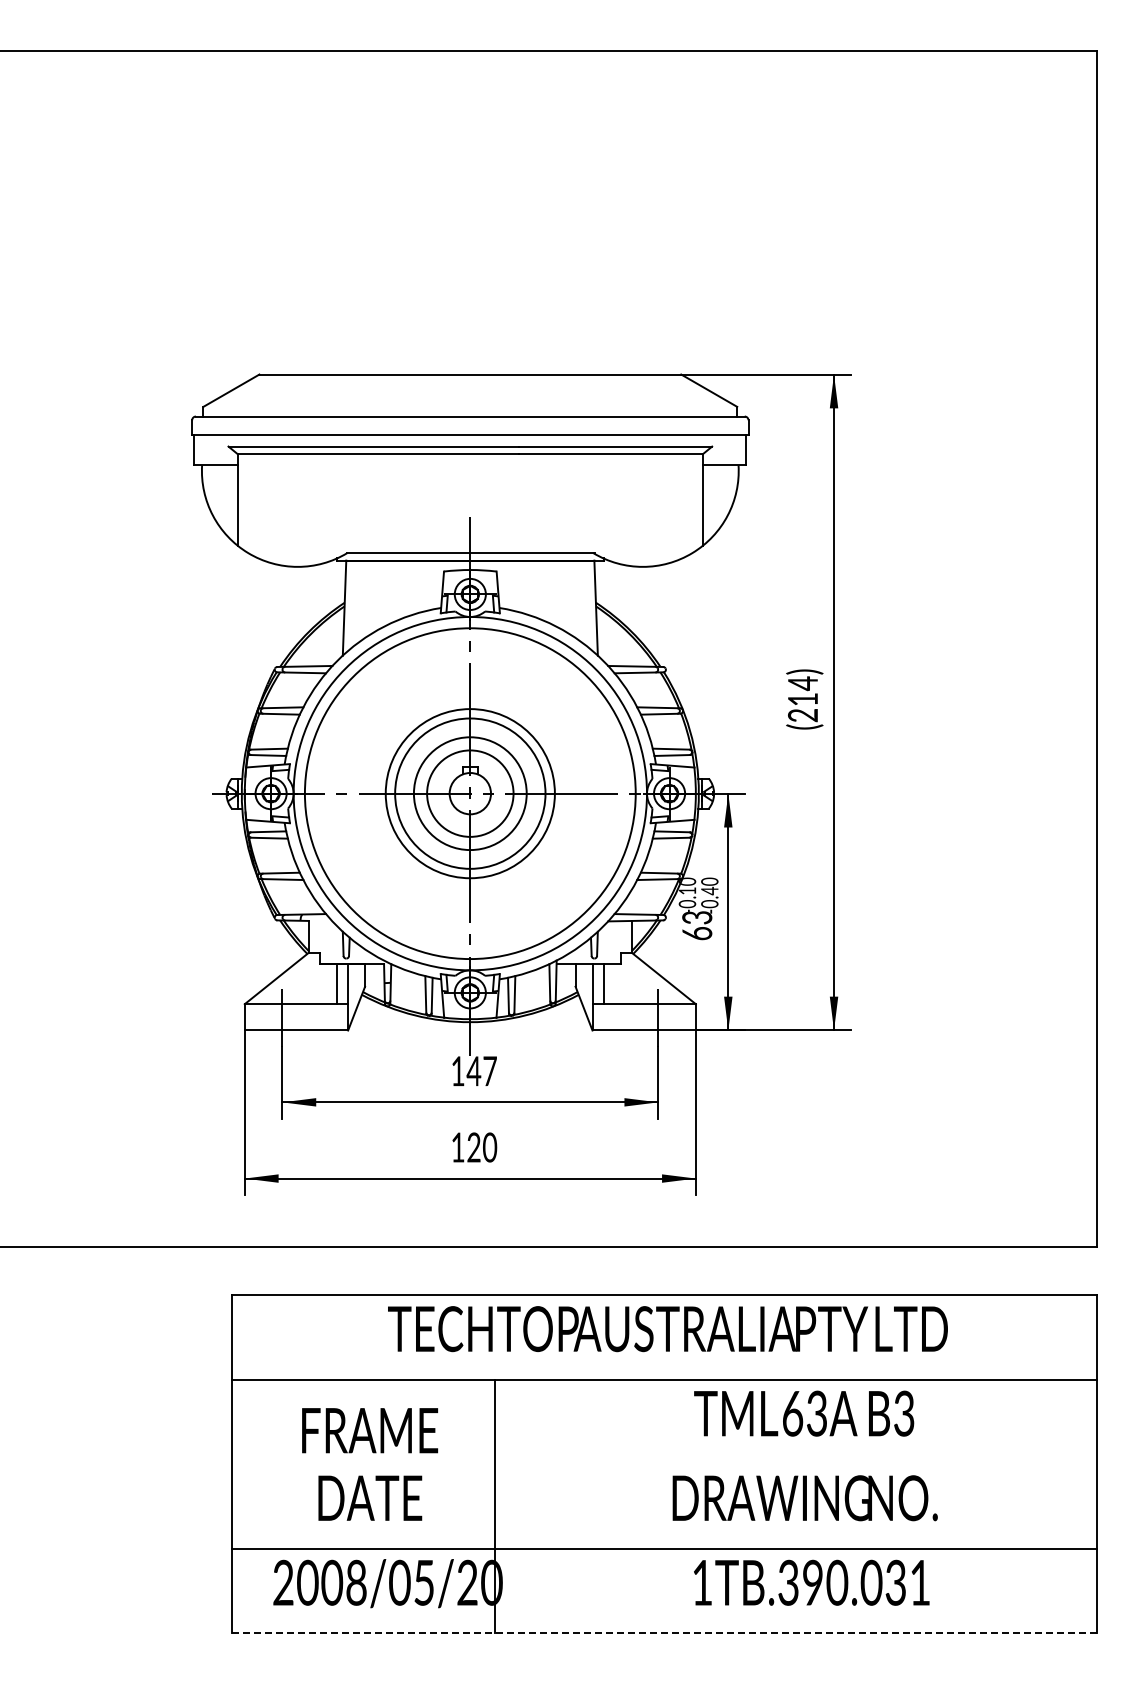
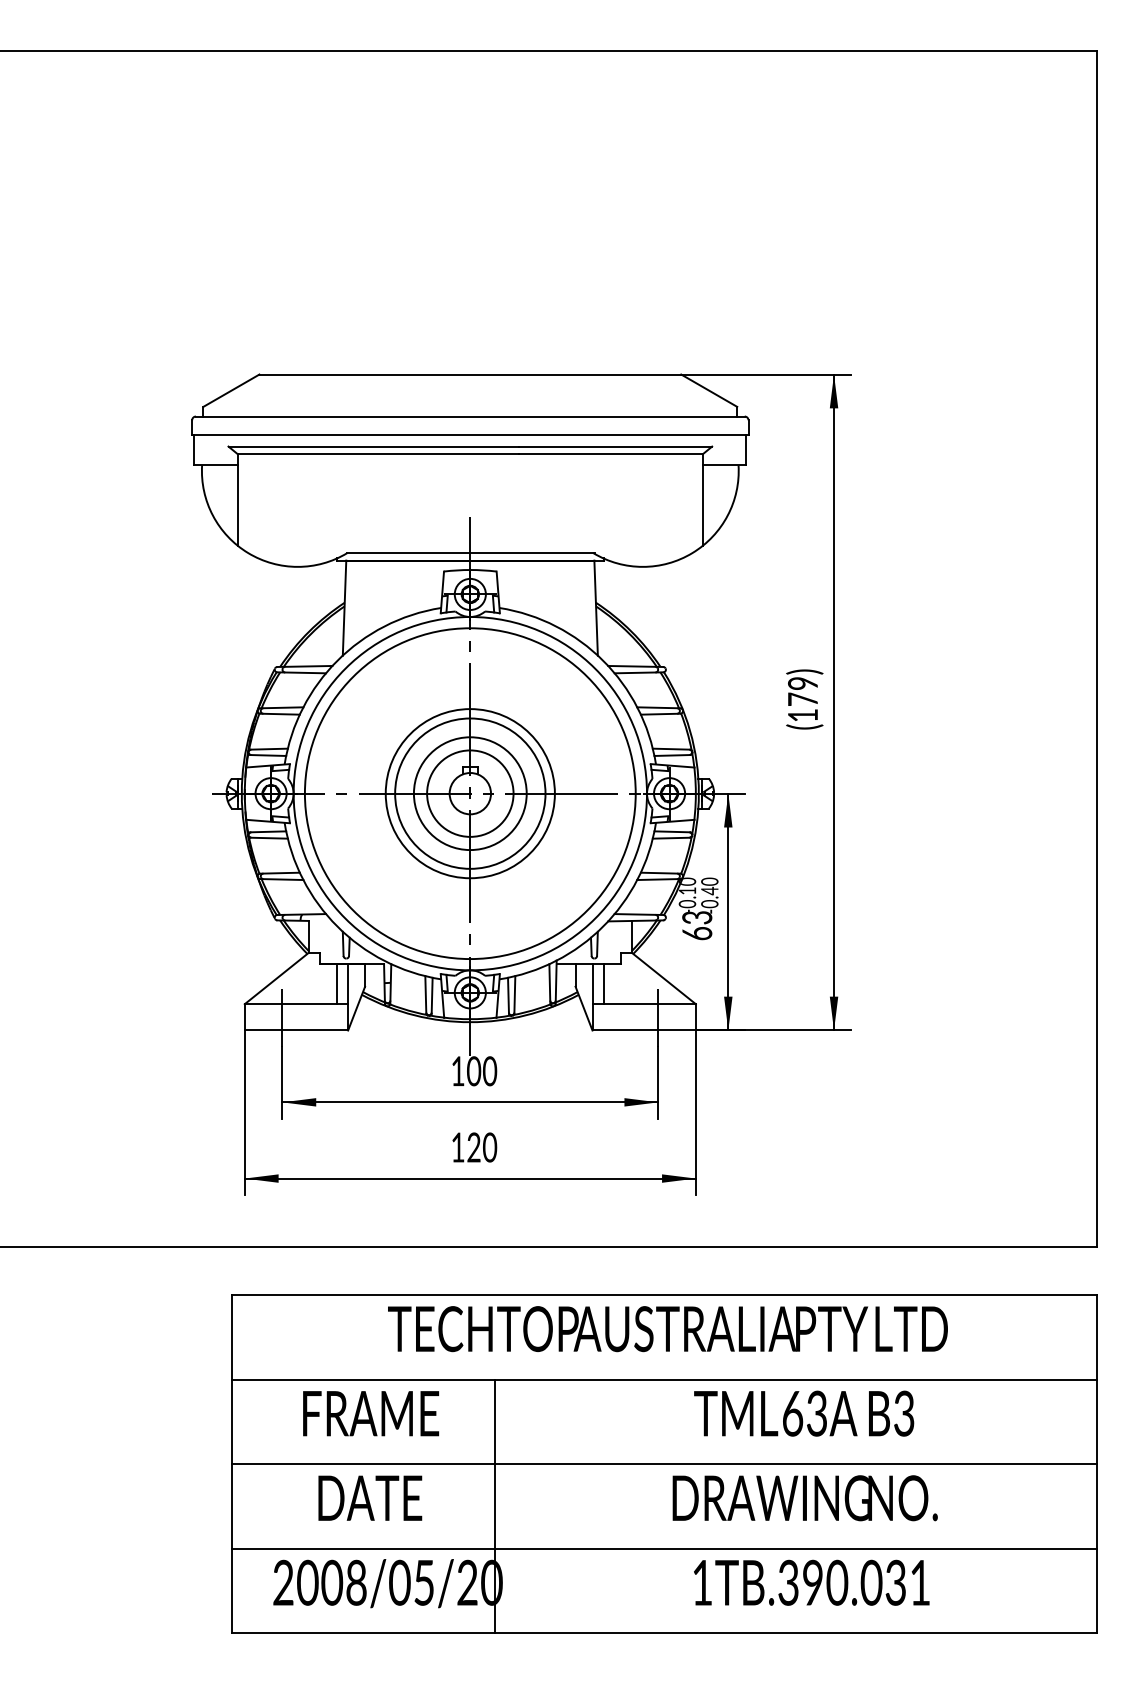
text: (214) -> (179) (802, 699)
text: 147 -> 100 (481, 1071)
text position: (370, 1430) -> (371, 1413) (371, 1413)
line: none -> present (664, 1464)
line: dashed -> solid (664, 1633)
